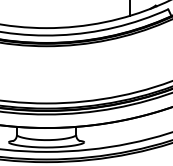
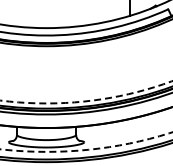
circle: solid -> dashed (86, 92)
circle: solid -> dashed (86, 141)
